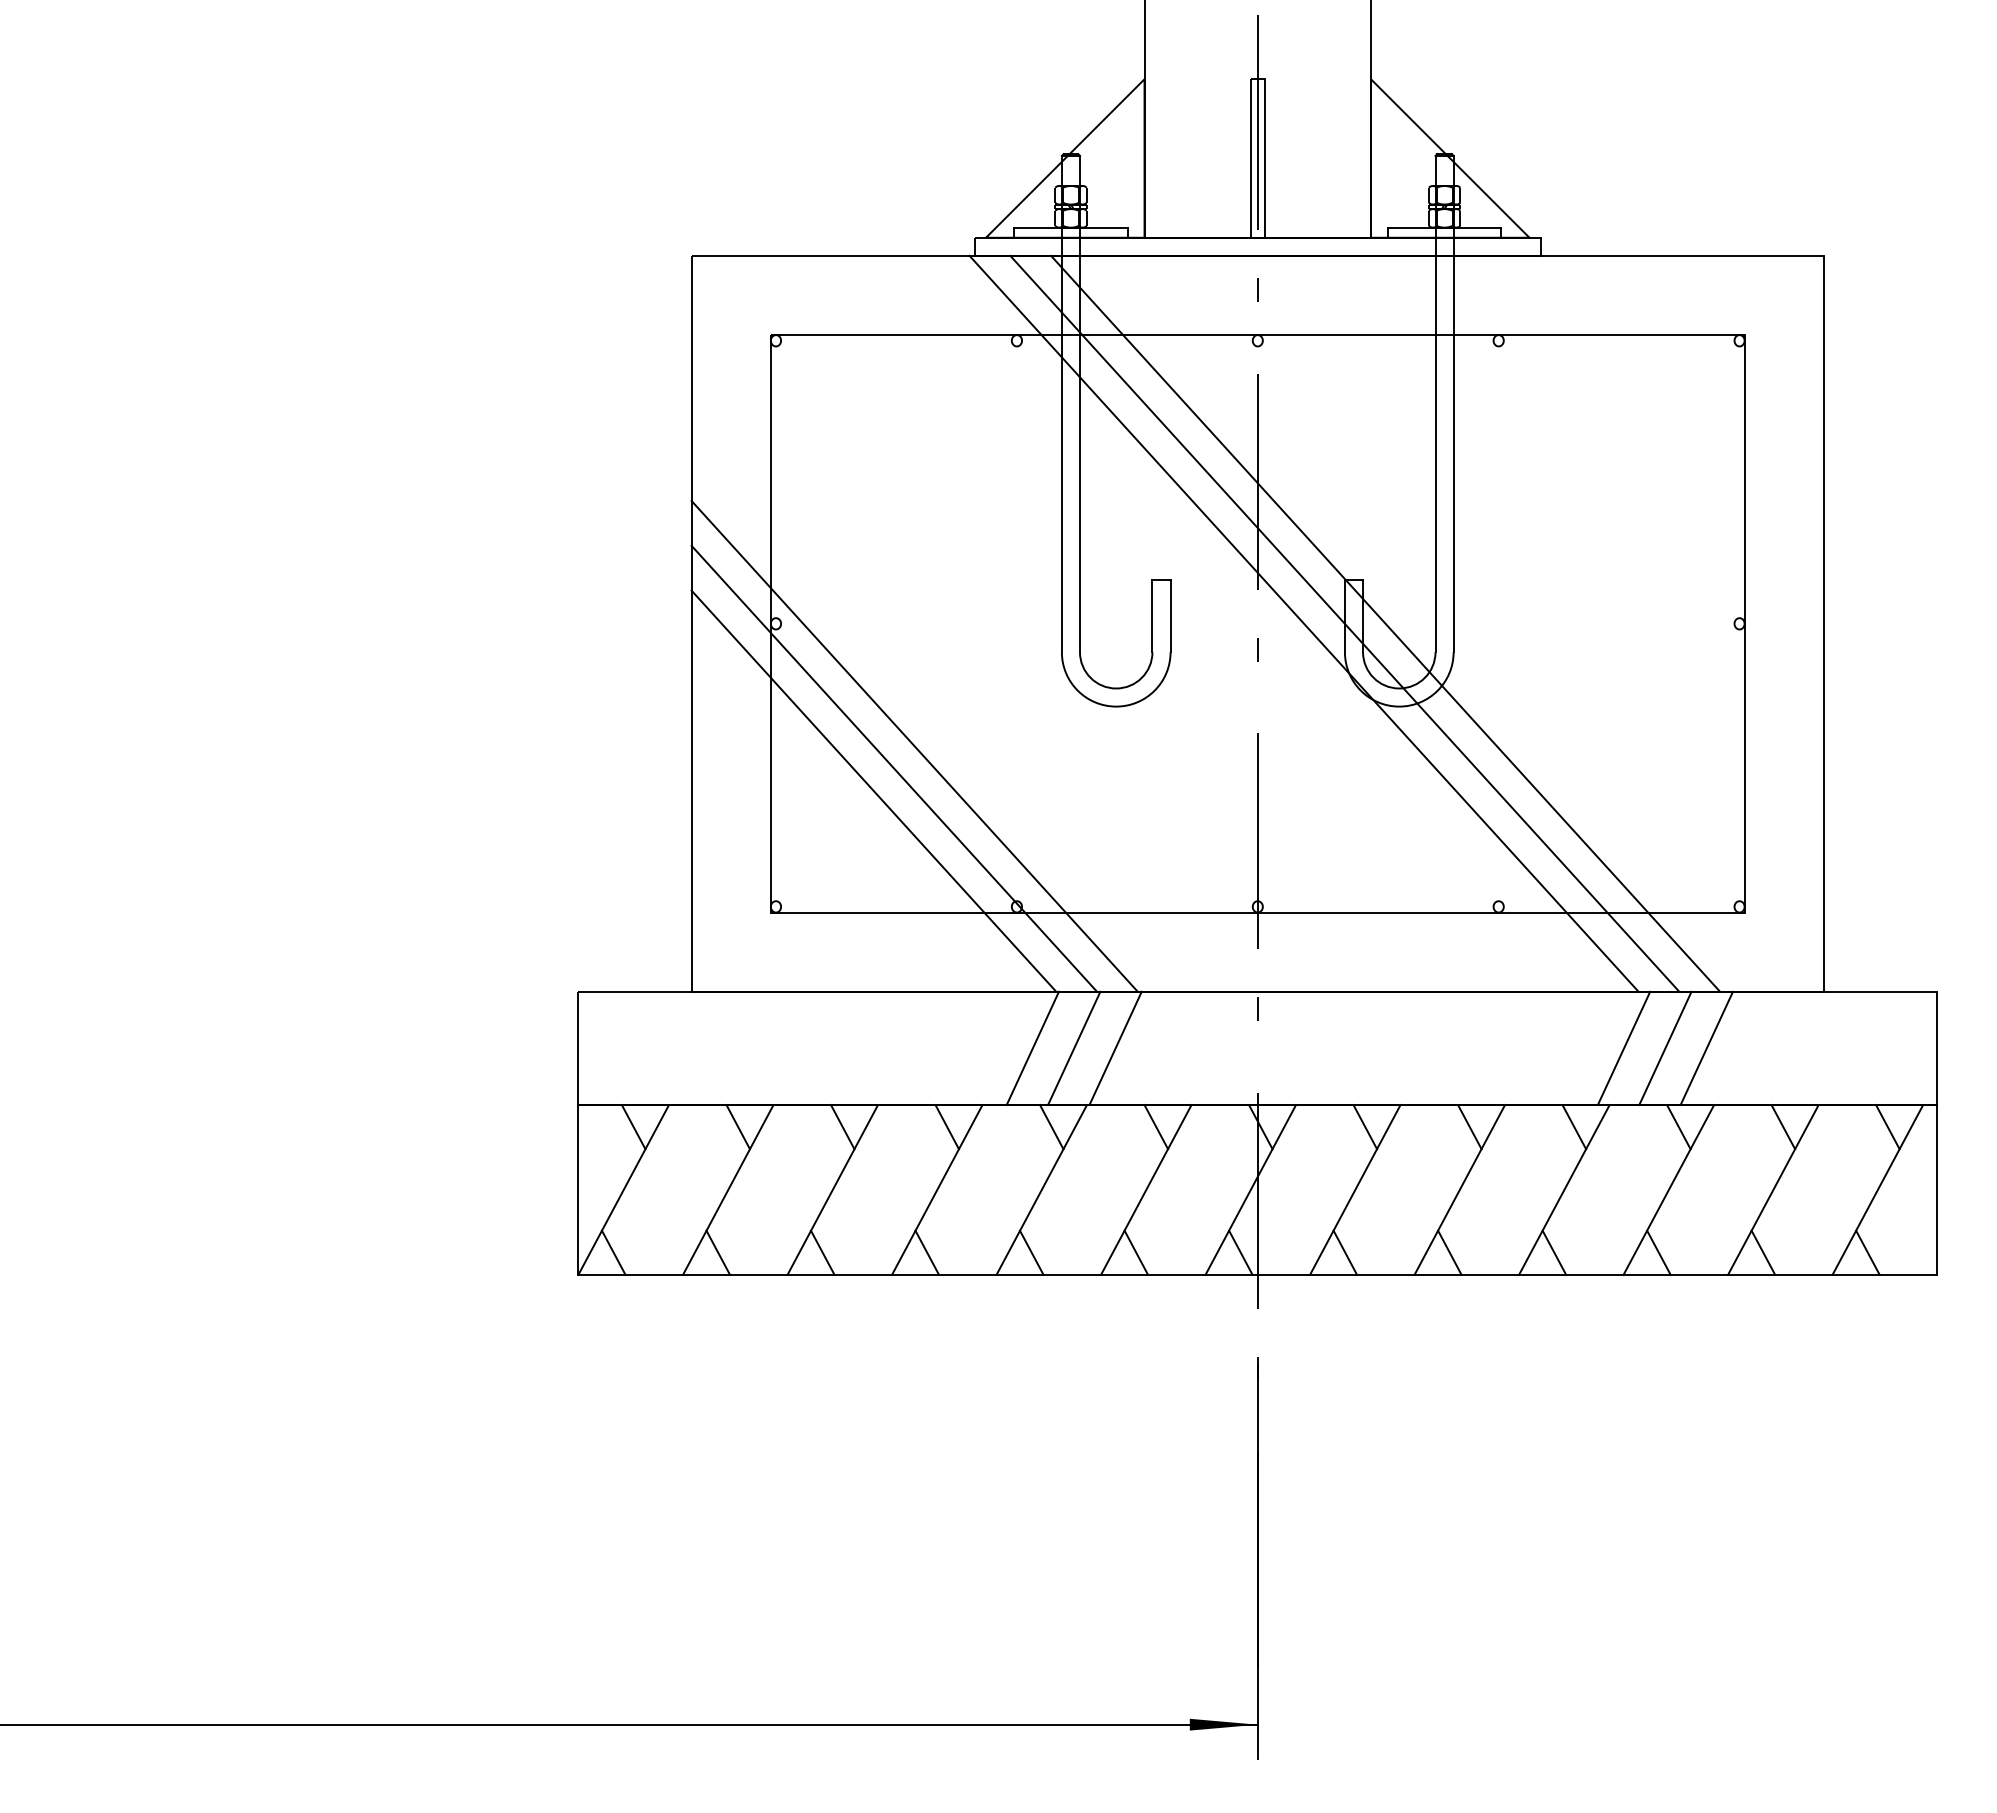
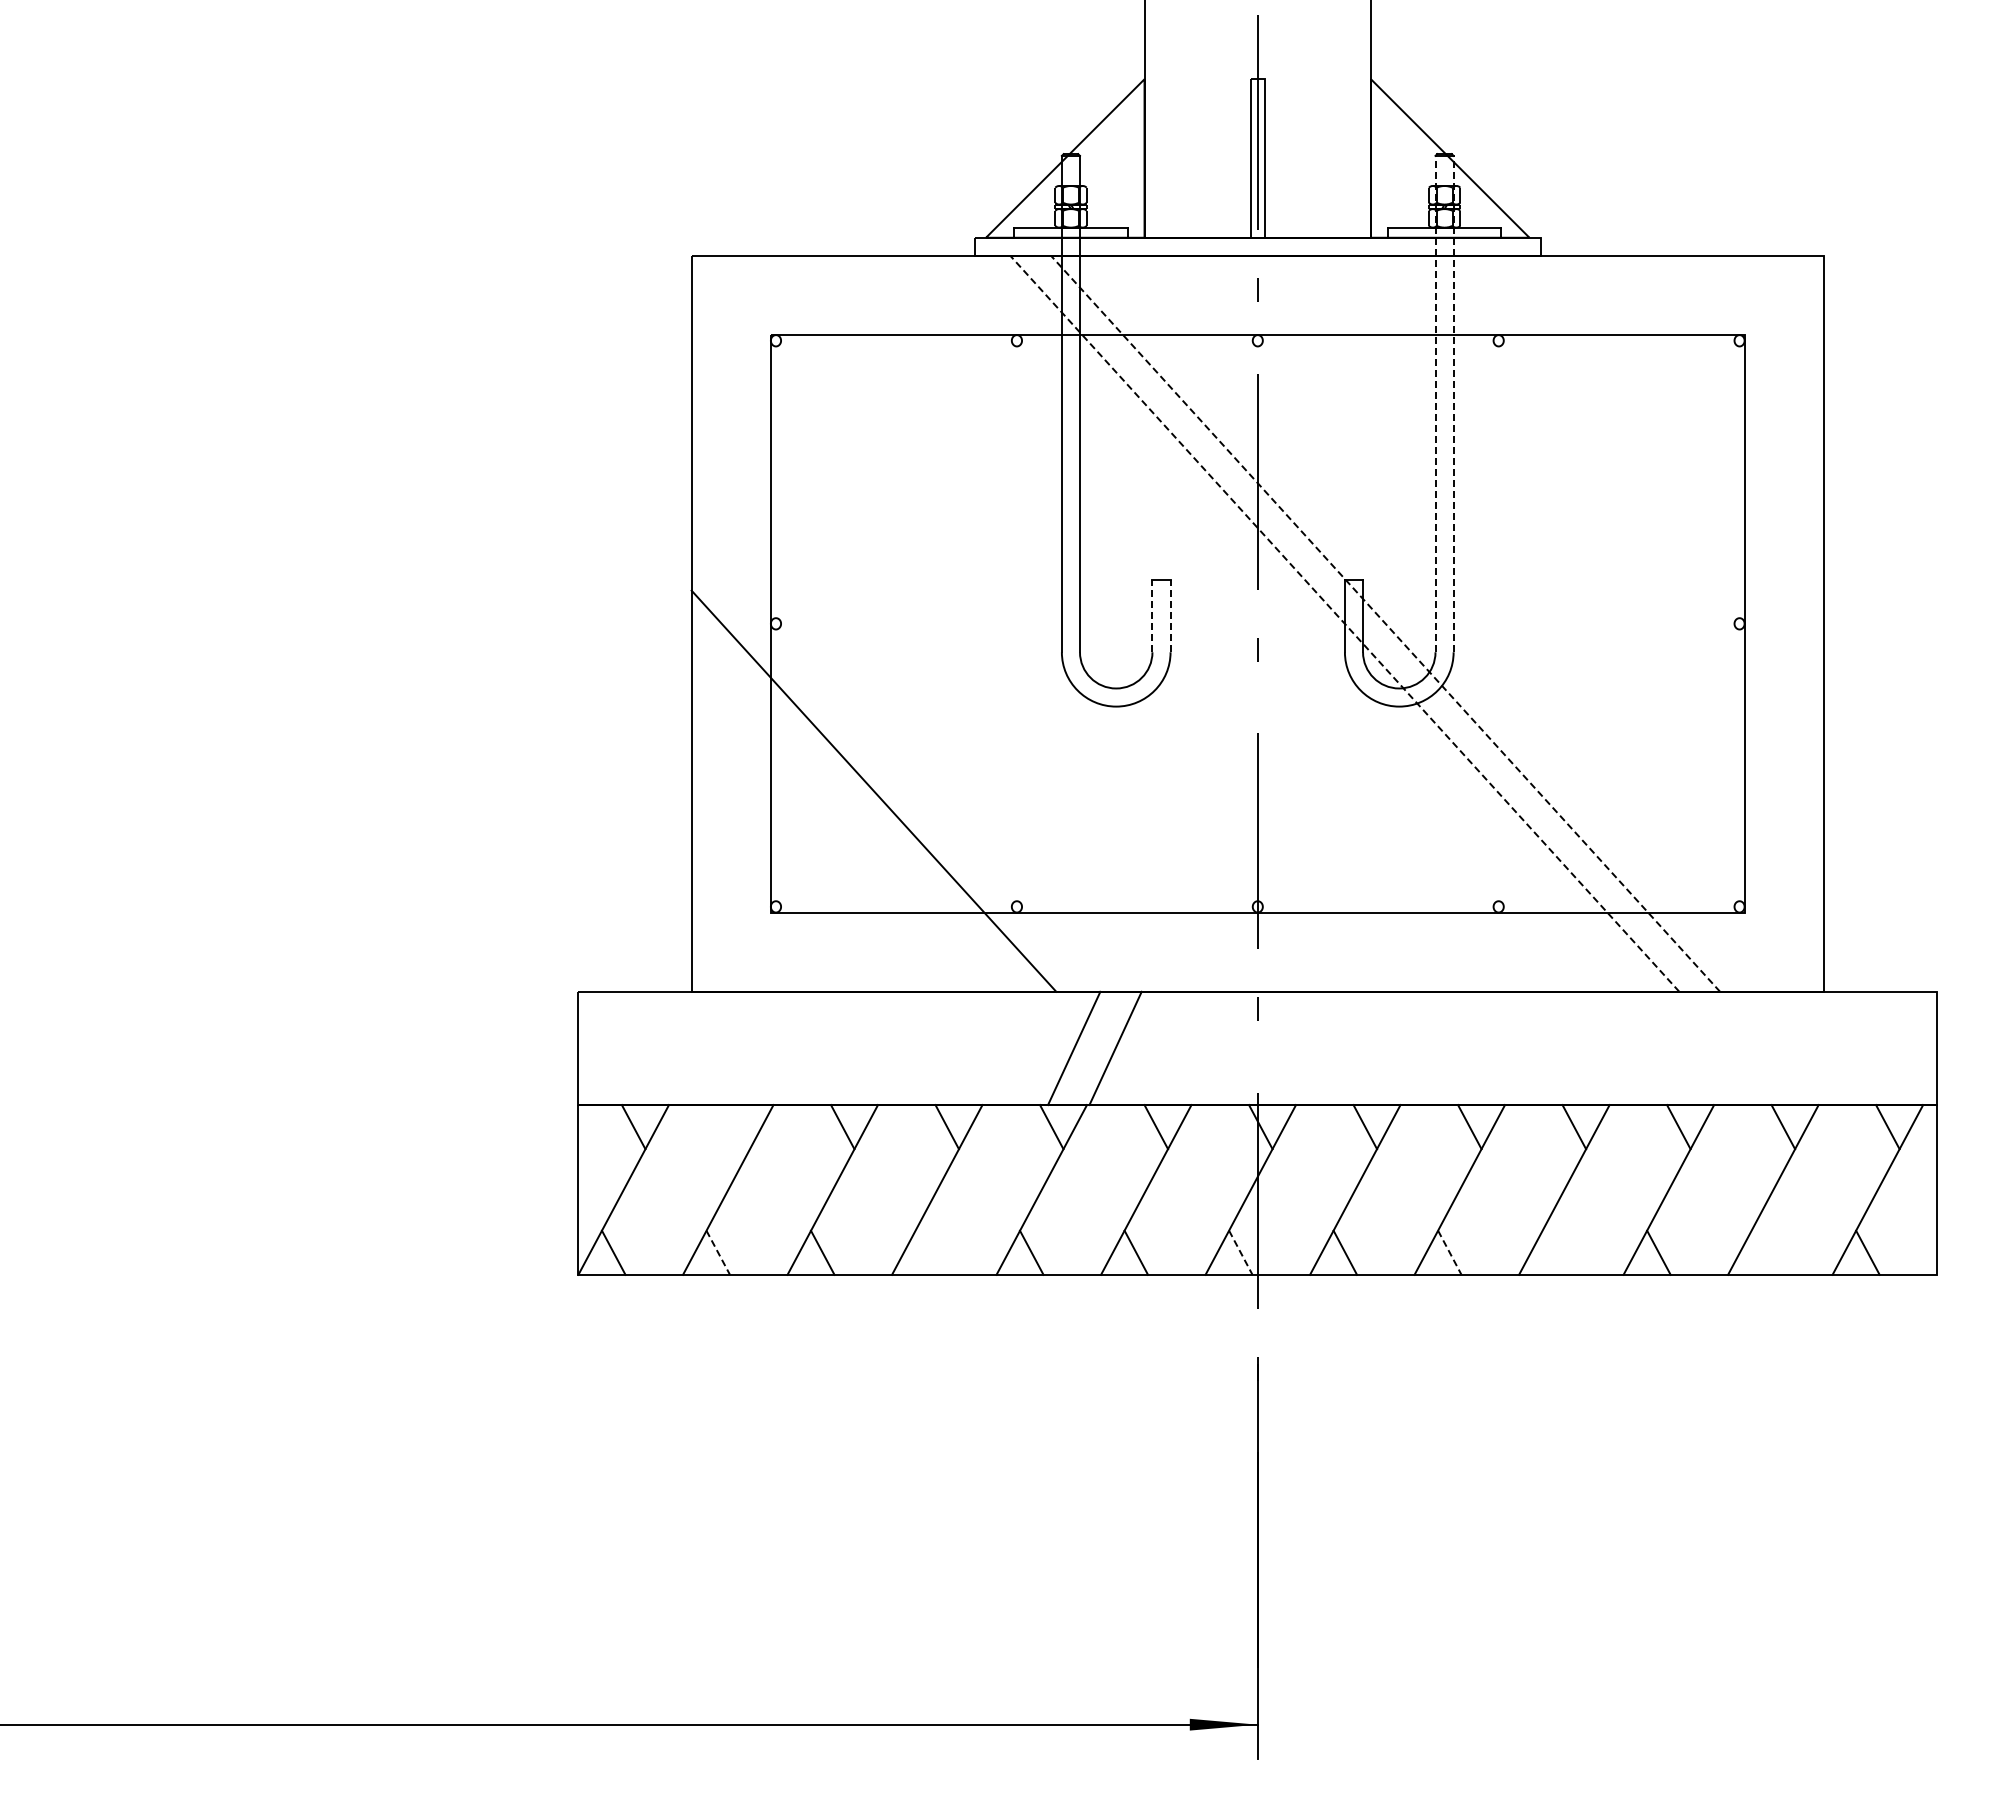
line: solid -> dashed (1435, 403)
line: solid -> dashed (1453, 403)
line: solid -> dashed (1152, 615)
line: solid -> dashed (1170, 615)
line: present -> none (1303, 623)
line: solid -> dashed (1344, 623)
line: solid -> dashed (1385, 623)
line: present -> none (914, 746)
line: present -> none (894, 768)
line: present -> none (1032, 1048)
line: present -> none (1623, 1048)
line: present -> none (1665, 1048)
line: present -> none (1706, 1048)
line: present -> none (737, 1127)
line: present -> none (927, 1252)
line: solid -> dashed (1240, 1252)
line: solid -> dashed (1449, 1252)
line: present -> none (1554, 1252)
line: present -> none (1763, 1252)
line: solid -> dashed (718, 1253)
